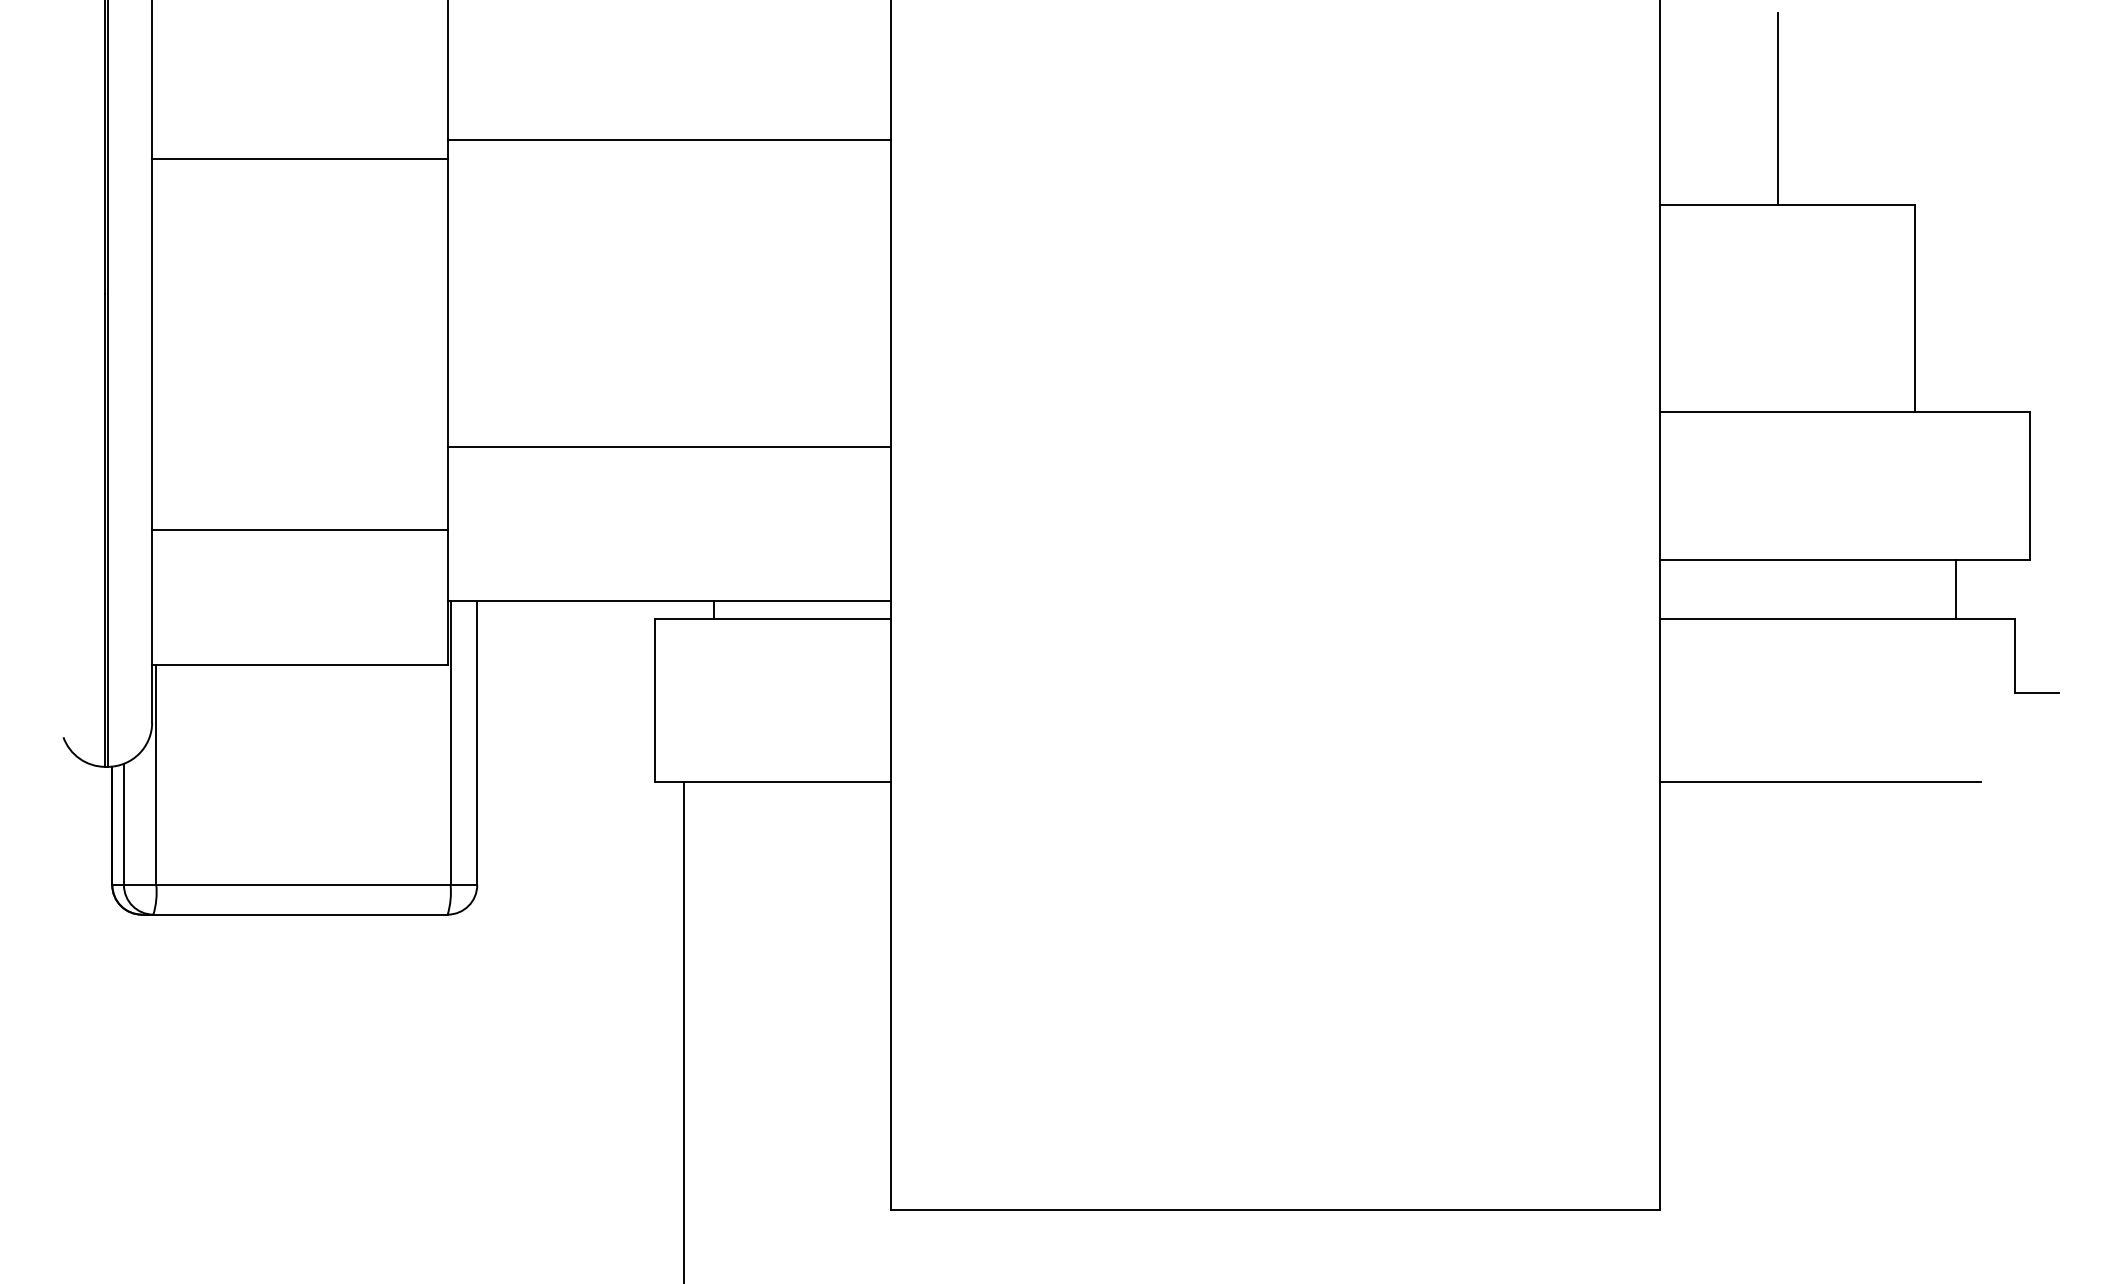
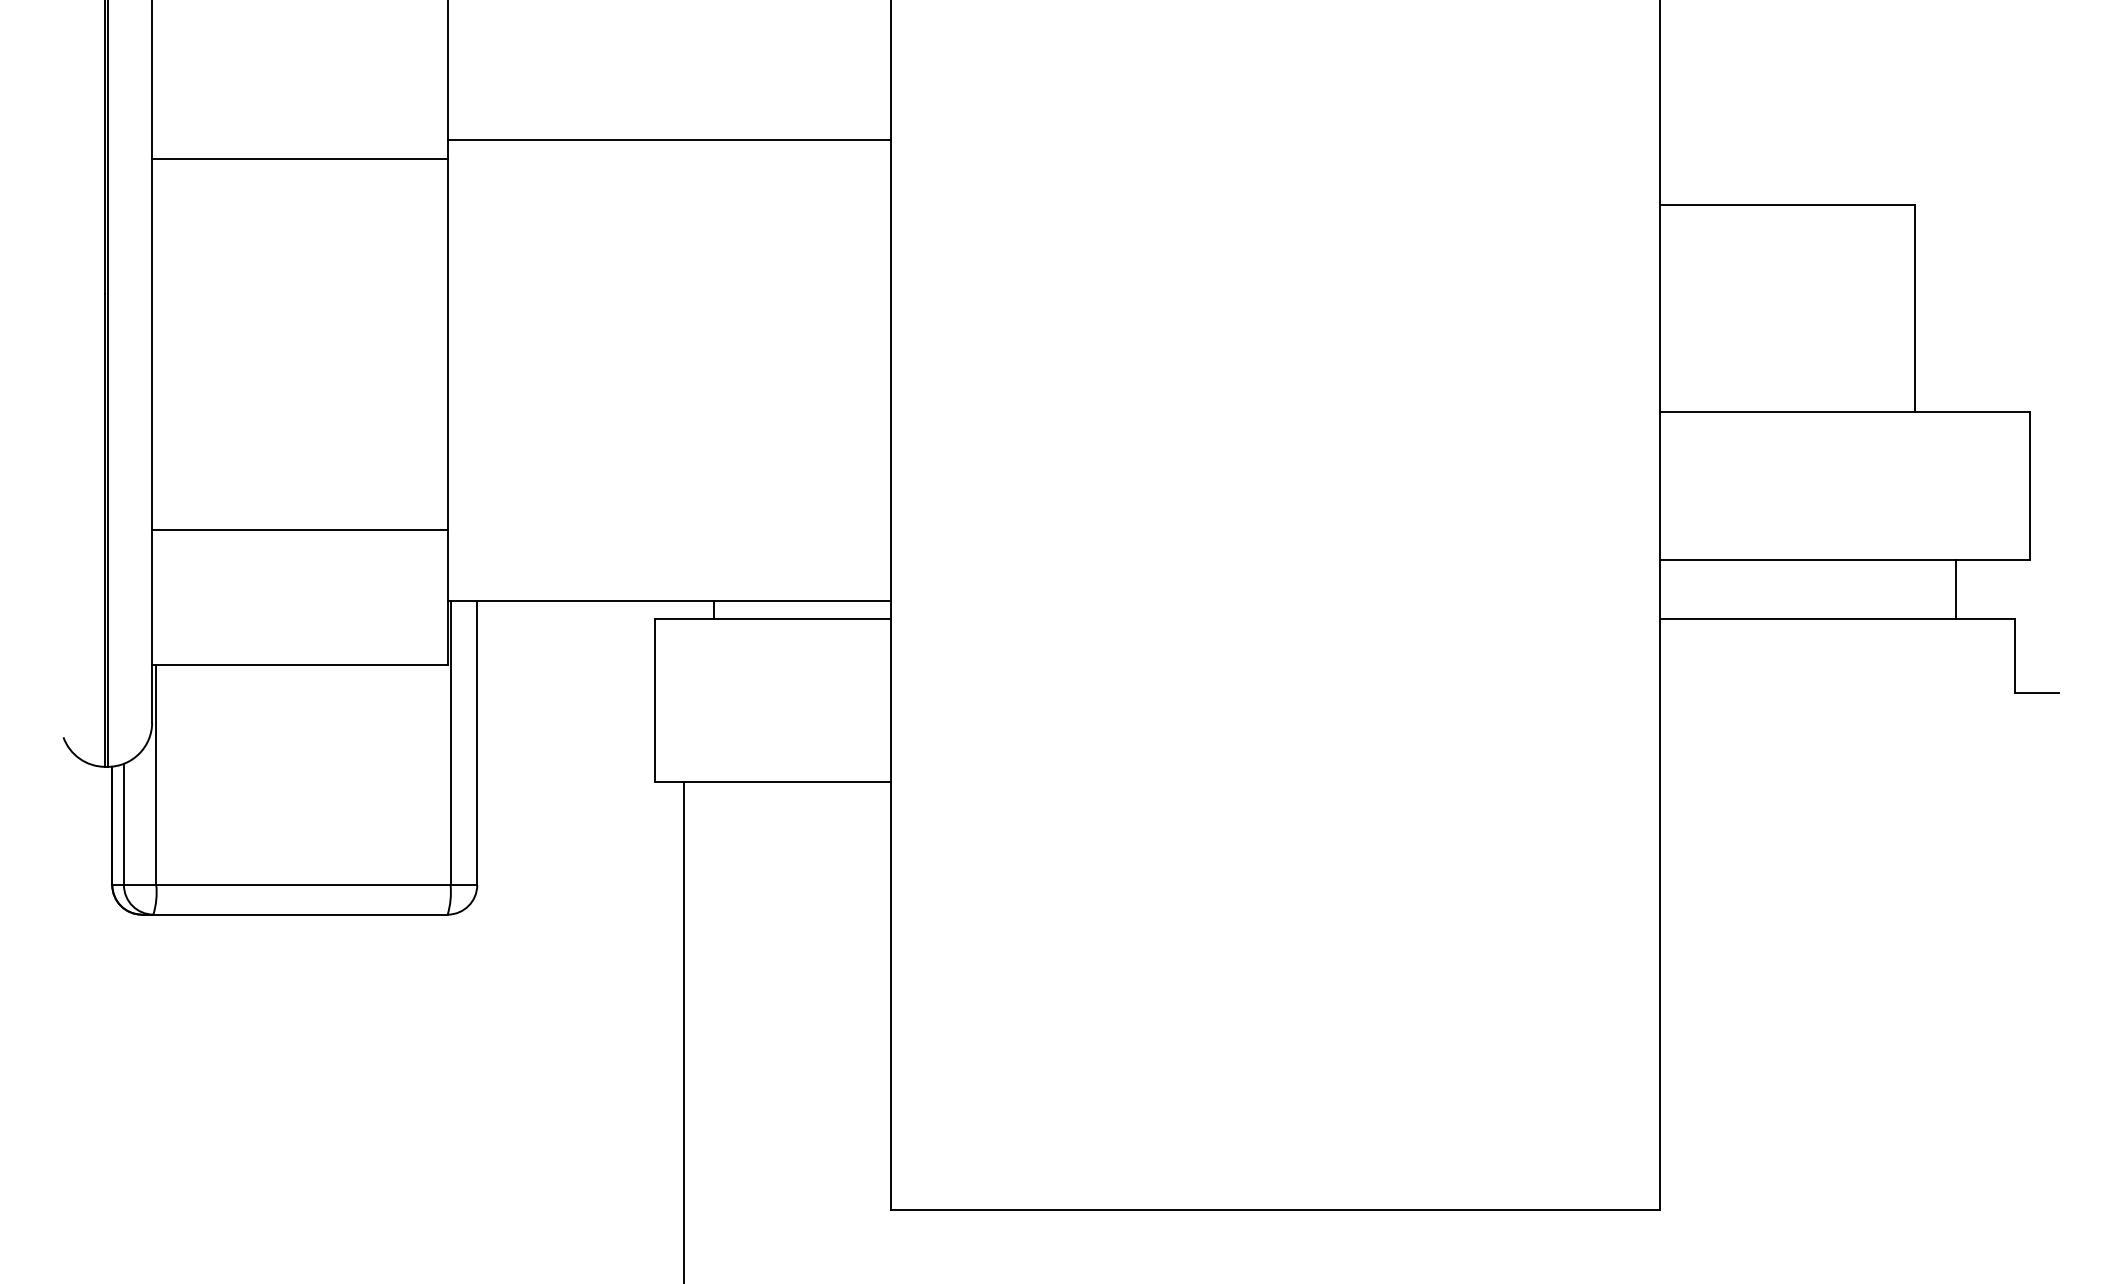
line: present -> none (1778, 108)
line: present -> none (669, 447)
line: present -> none (1820, 781)
